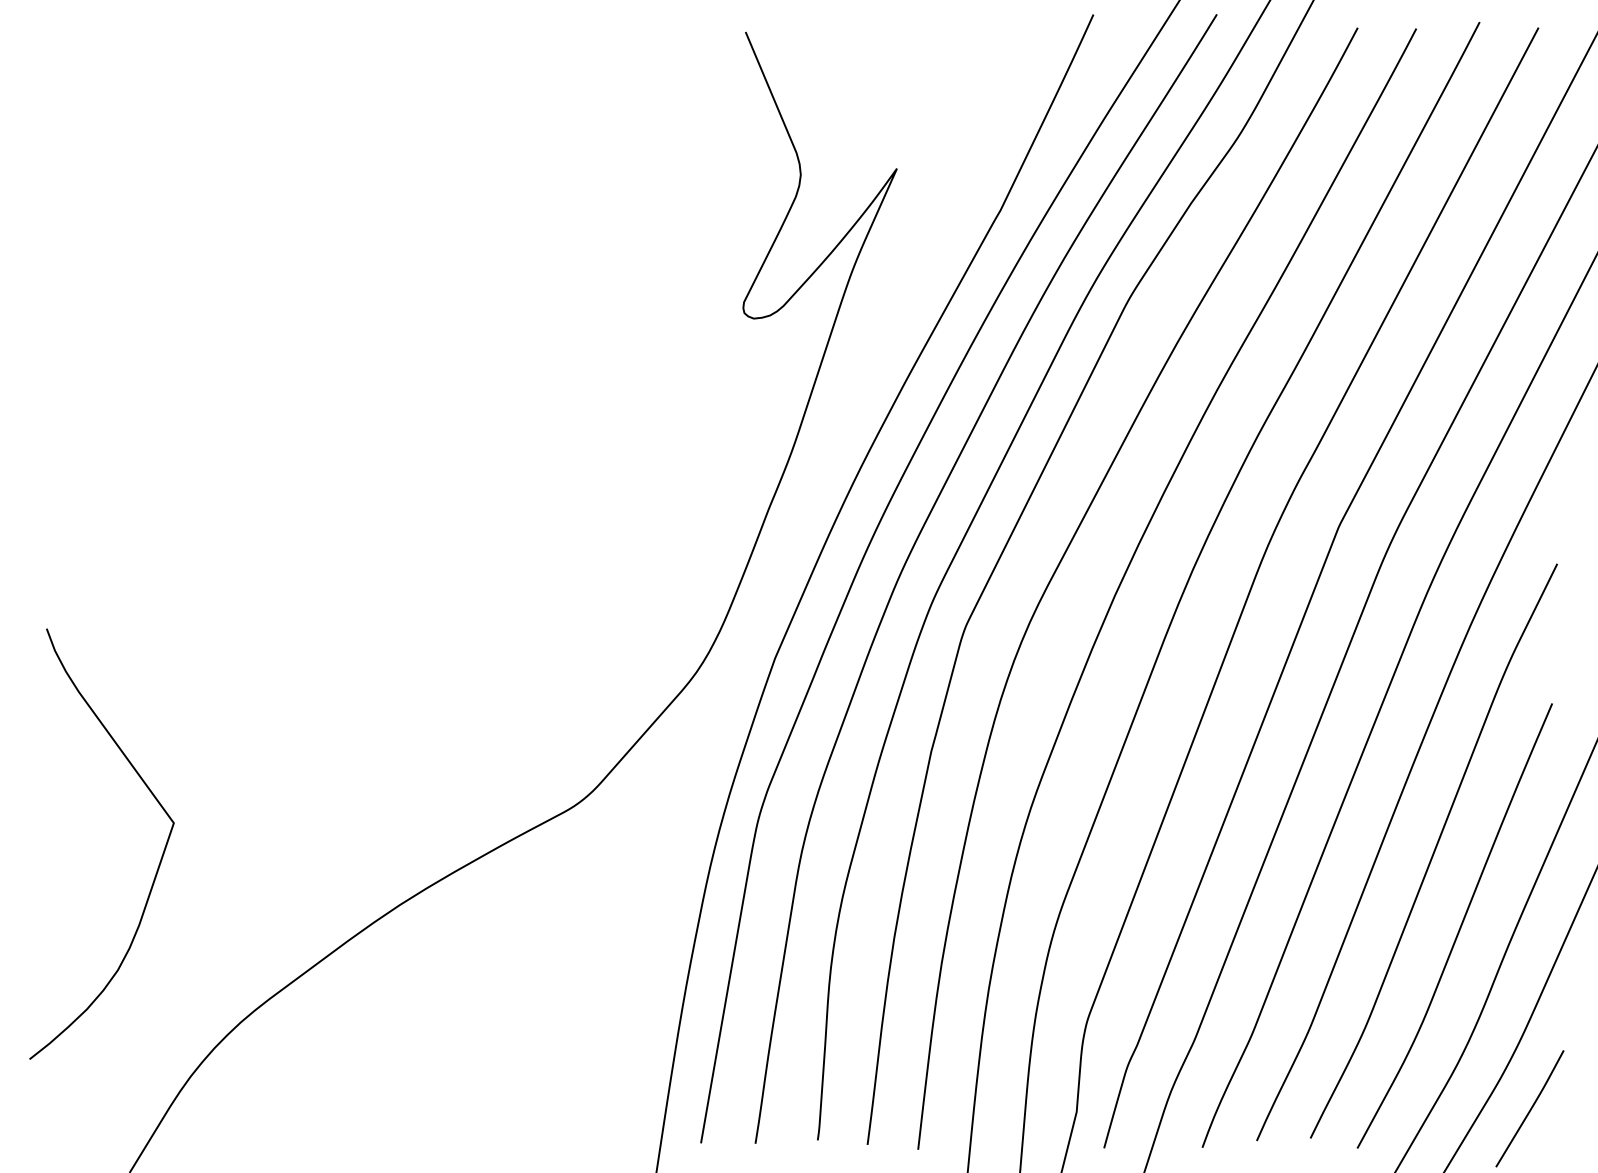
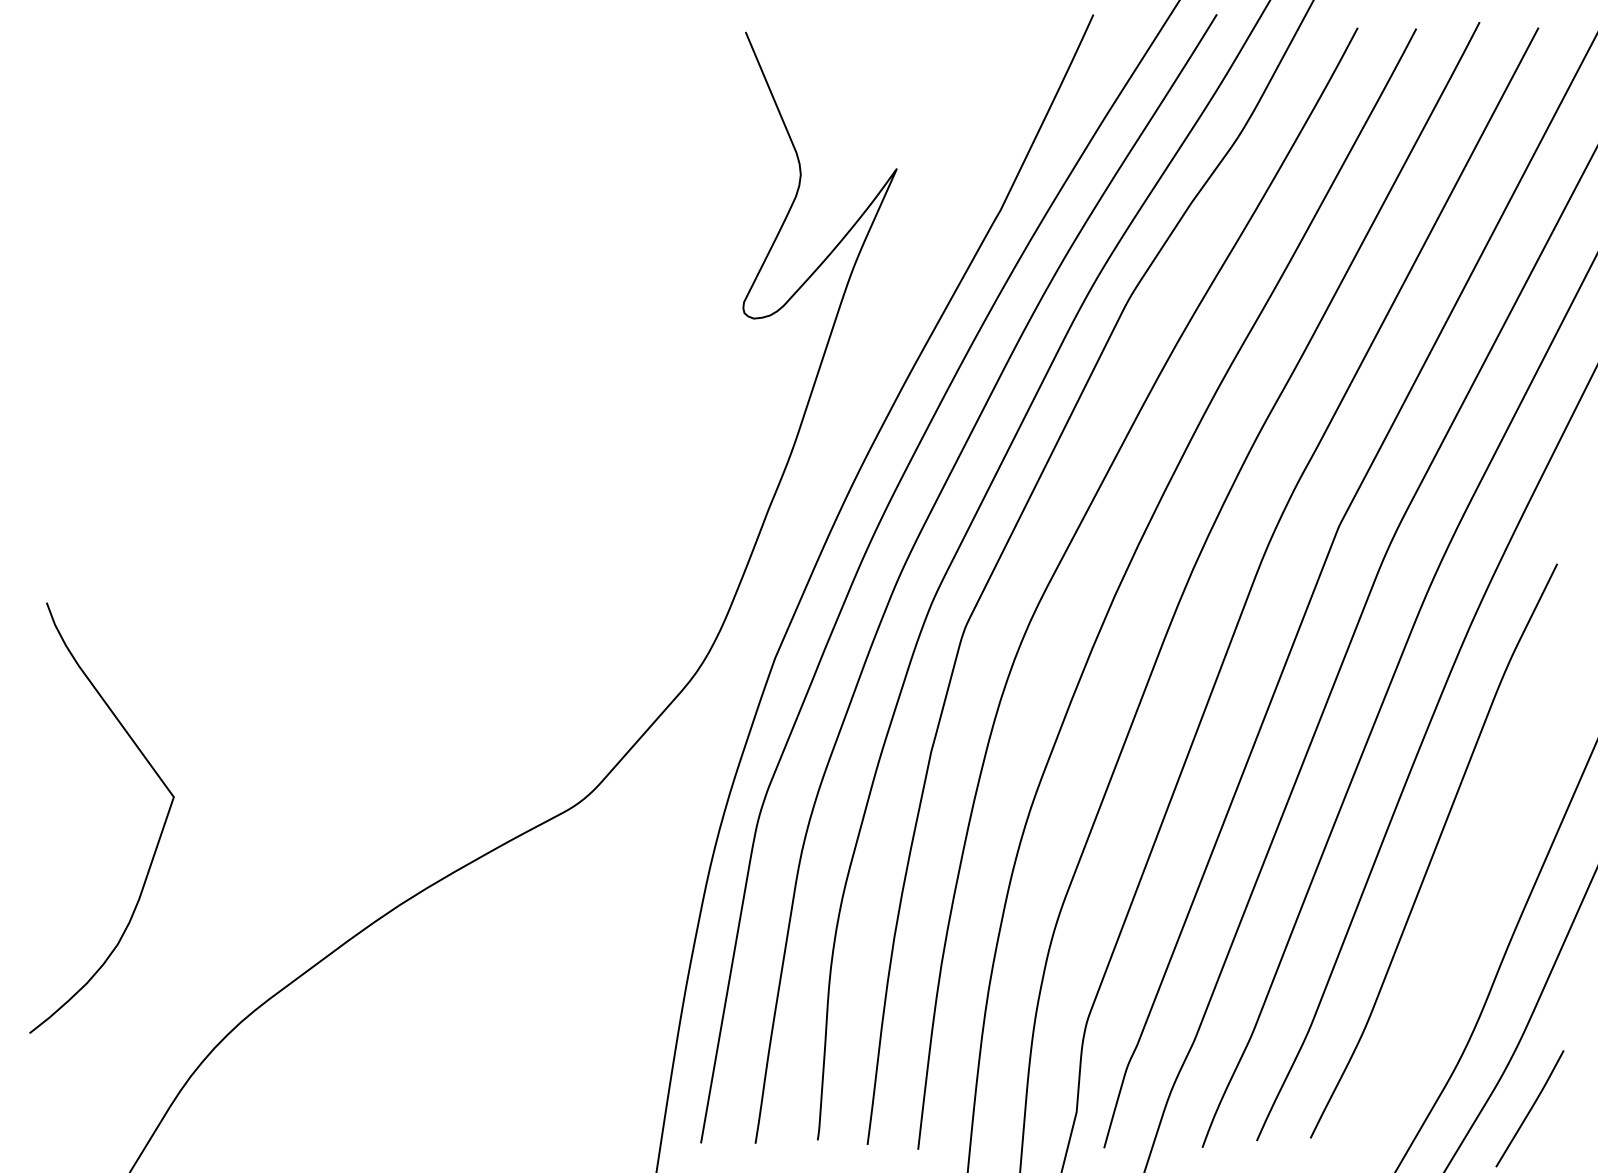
curve position: (159, 861) -> (159, 835) (159, 835)
curve: present -> none (1459, 927)
